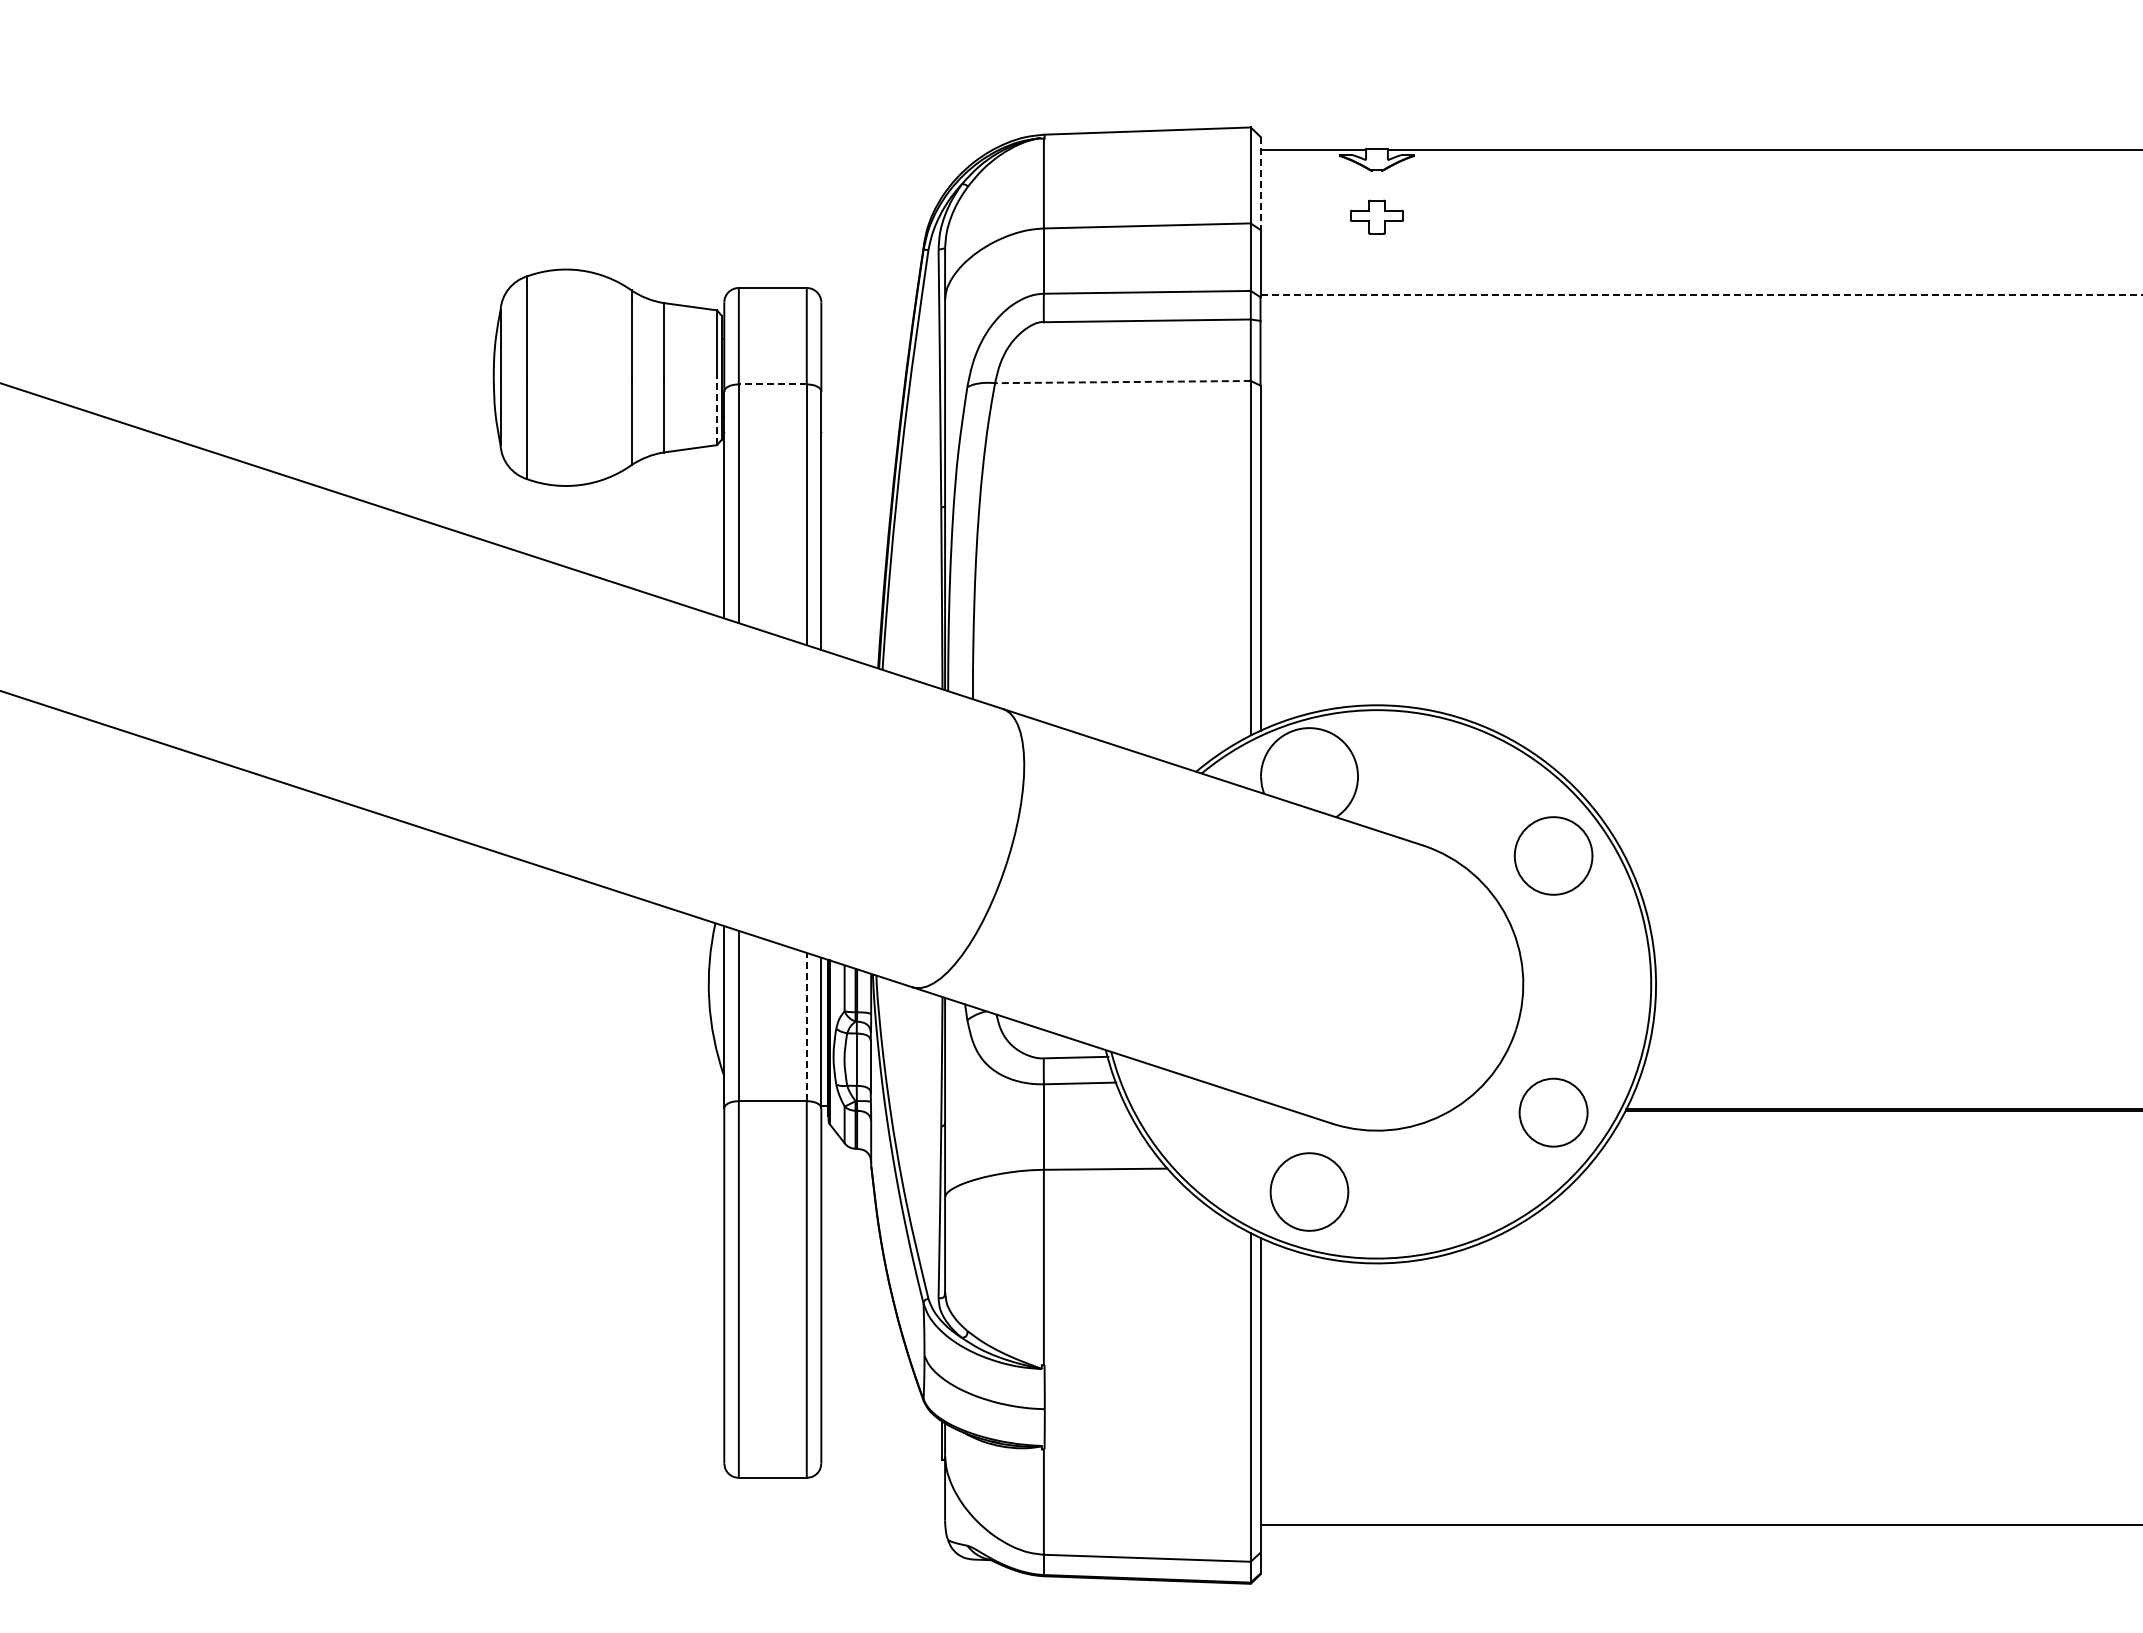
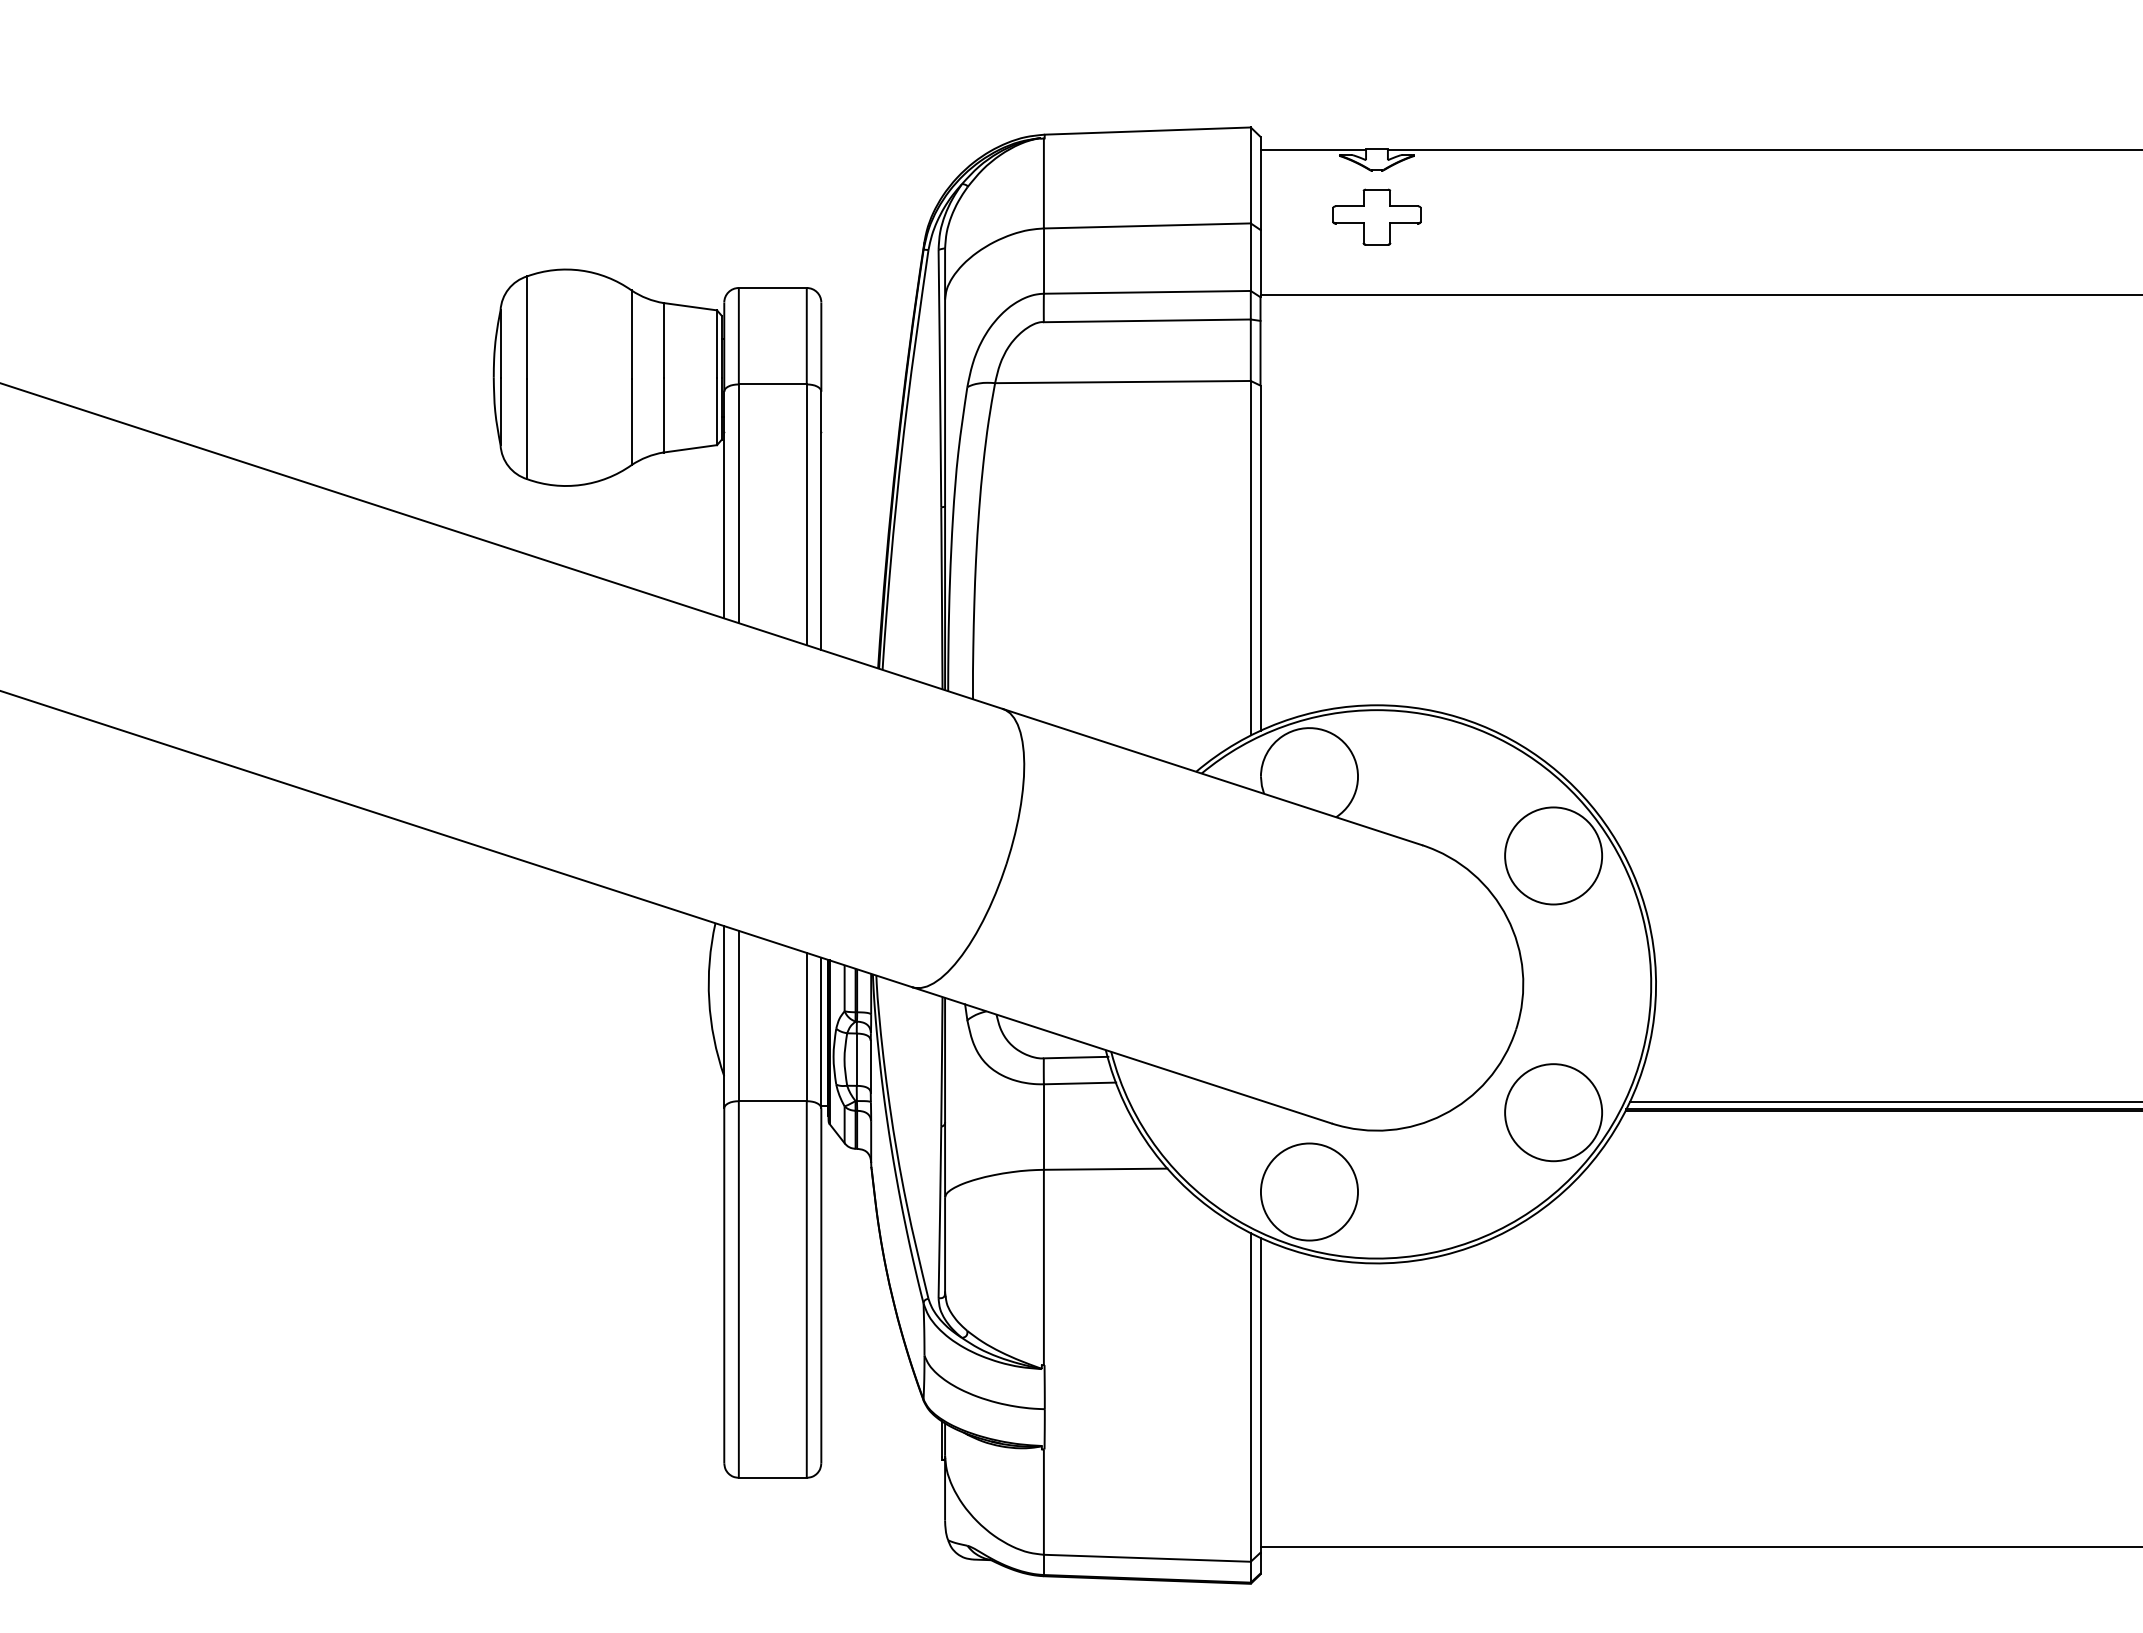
line: dashed -> solid (1260, 183)
part size: 55x36 px -> 90x58 px (1376, 216)
line: dashed -> solid (1701, 295)
line: dashed -> solid (1122, 382)
line: dashed -> solid (772, 384)
line: dashed -> solid (717, 411)
circle diameter: 78 px -> 97 px (1553, 855)
line: dashed -> solid (806, 1026)
line: none -> present (1884, 1102)
circle diameter: 68 px -> 97 px (1553, 1112)
circle diameter: 78 px -> 97 px (1309, 1191)
line position: (1699, 1525) -> (1699, 1547) (1699, 1547)
